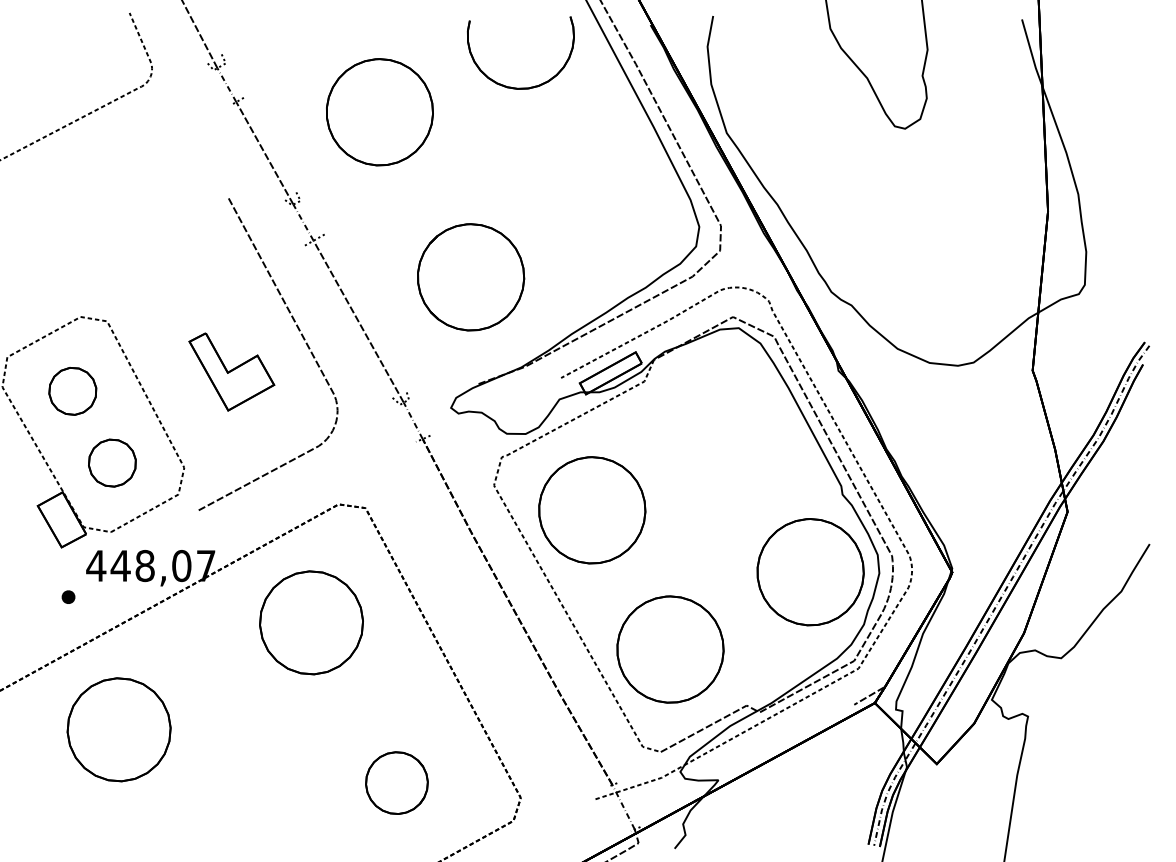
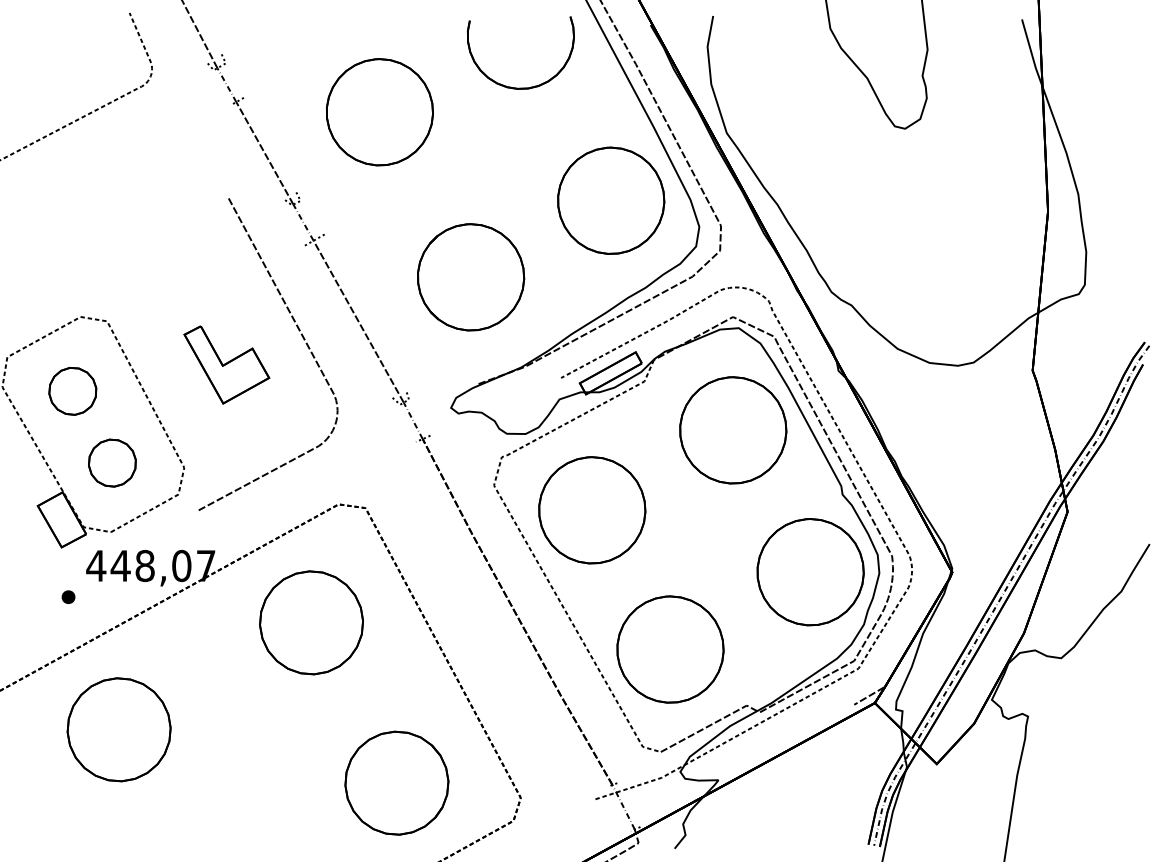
part: none -> present (611, 200)
part position: (231, 371) -> (226, 364) (226, 364)
part: none -> present (733, 430)
part size: 64x64 px -> 106x106 px (396, 782)
